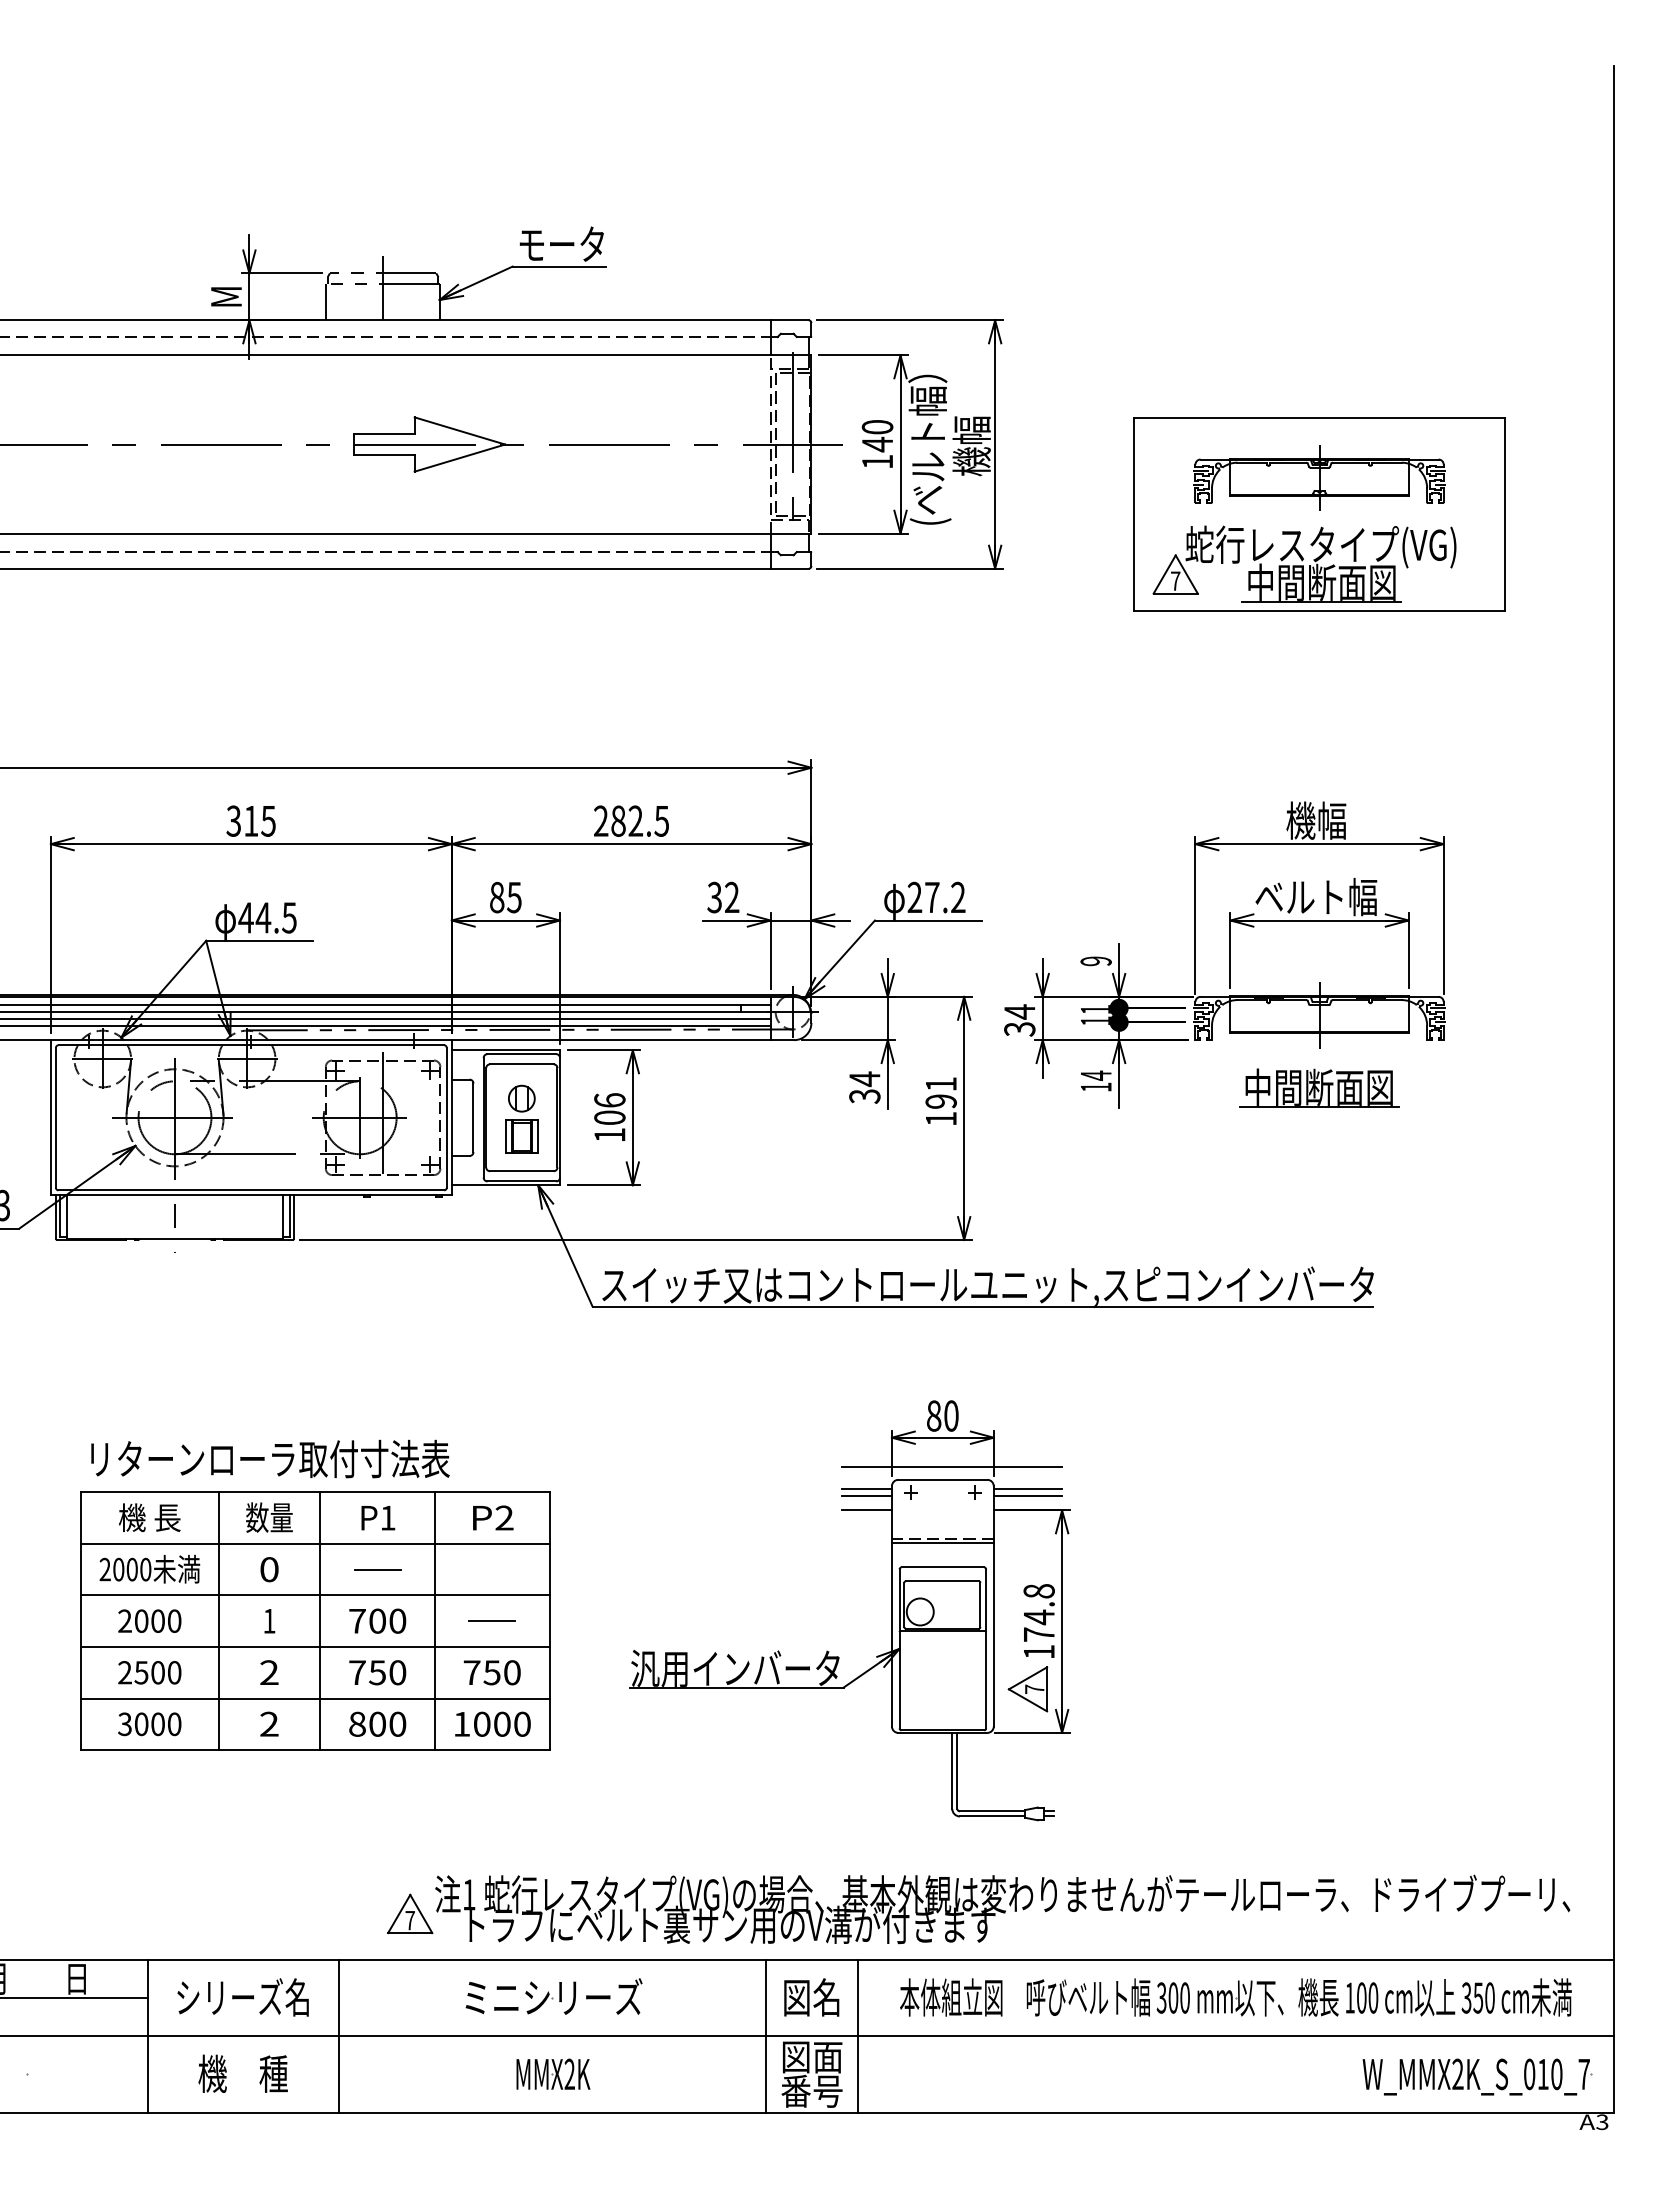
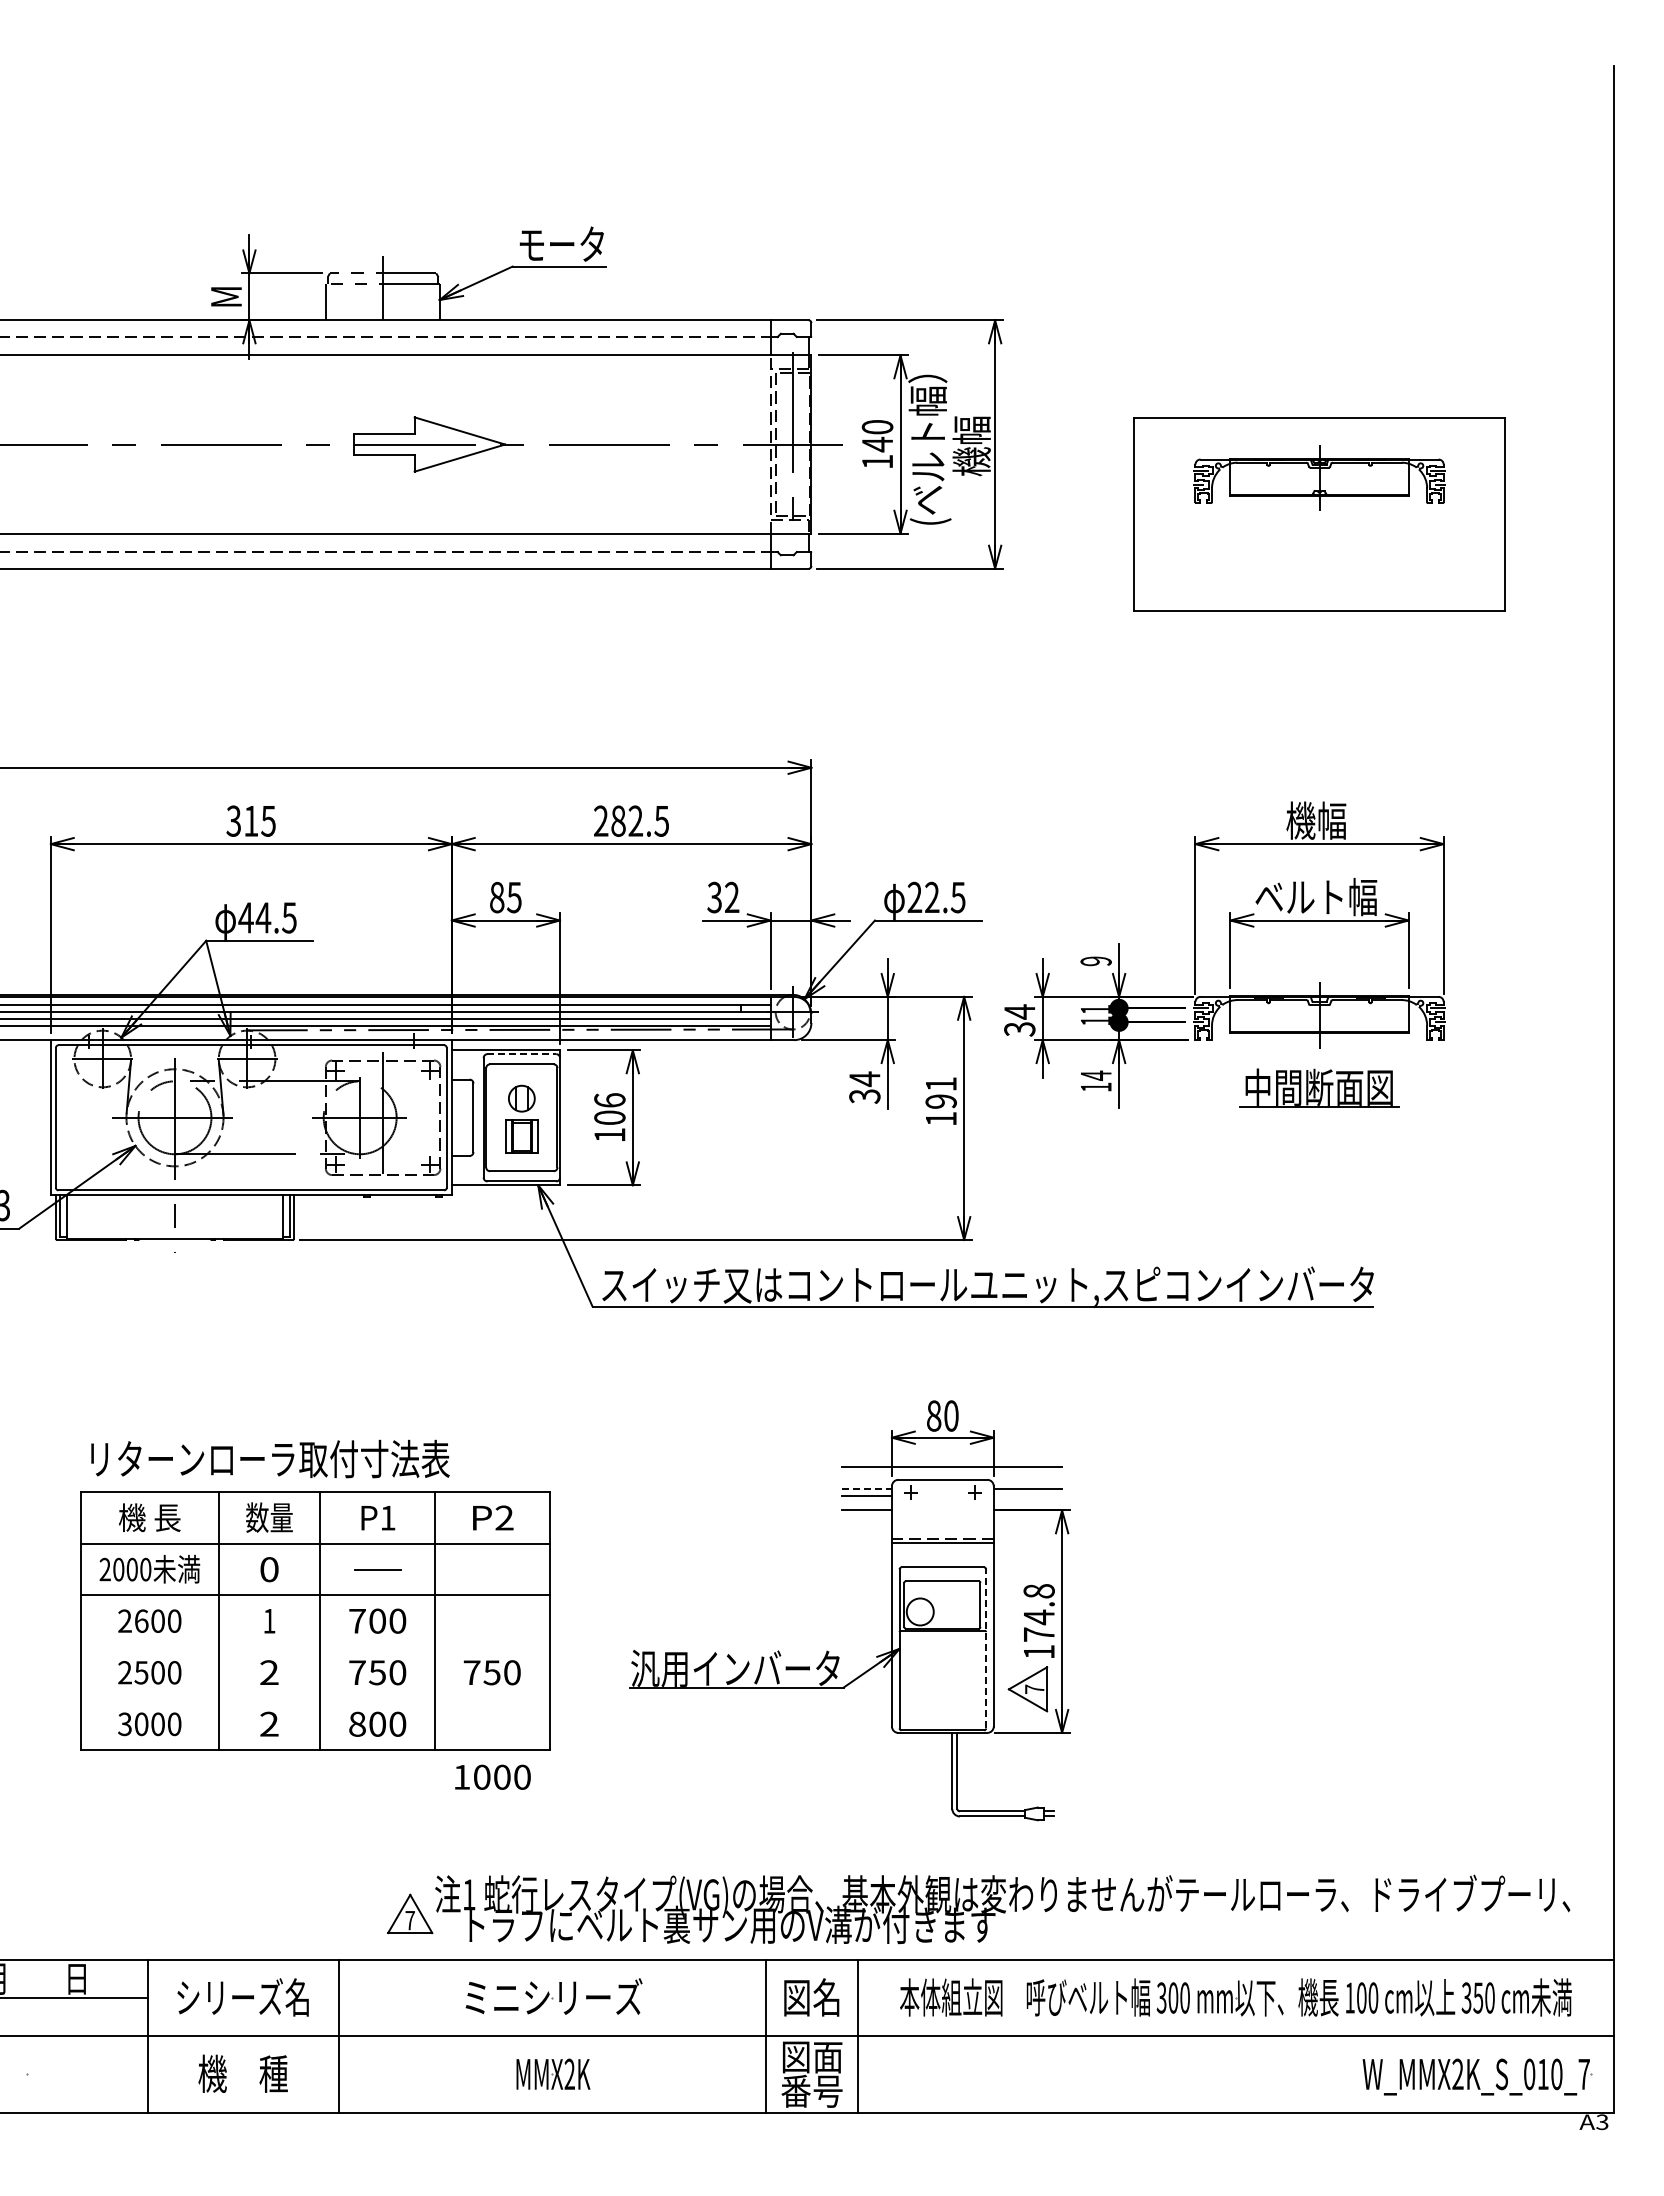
part: present -> none (1304, 563)
text: 27.2 -> 22.5 (945, 897)
line: solid -> dashed (522, 1054)
line: solid -> dashed (867, 1489)
line: present -> none (1027, 1496)
text: 2000 -> 2600 (141, 1620)
line: present -> none (492, 1621)
line: present -> none (315, 1647)
line: solid -> dashed (986, 1648)
line: present -> none (315, 1698)
text position: (492, 1723) -> (492, 1776) (492, 1776)
